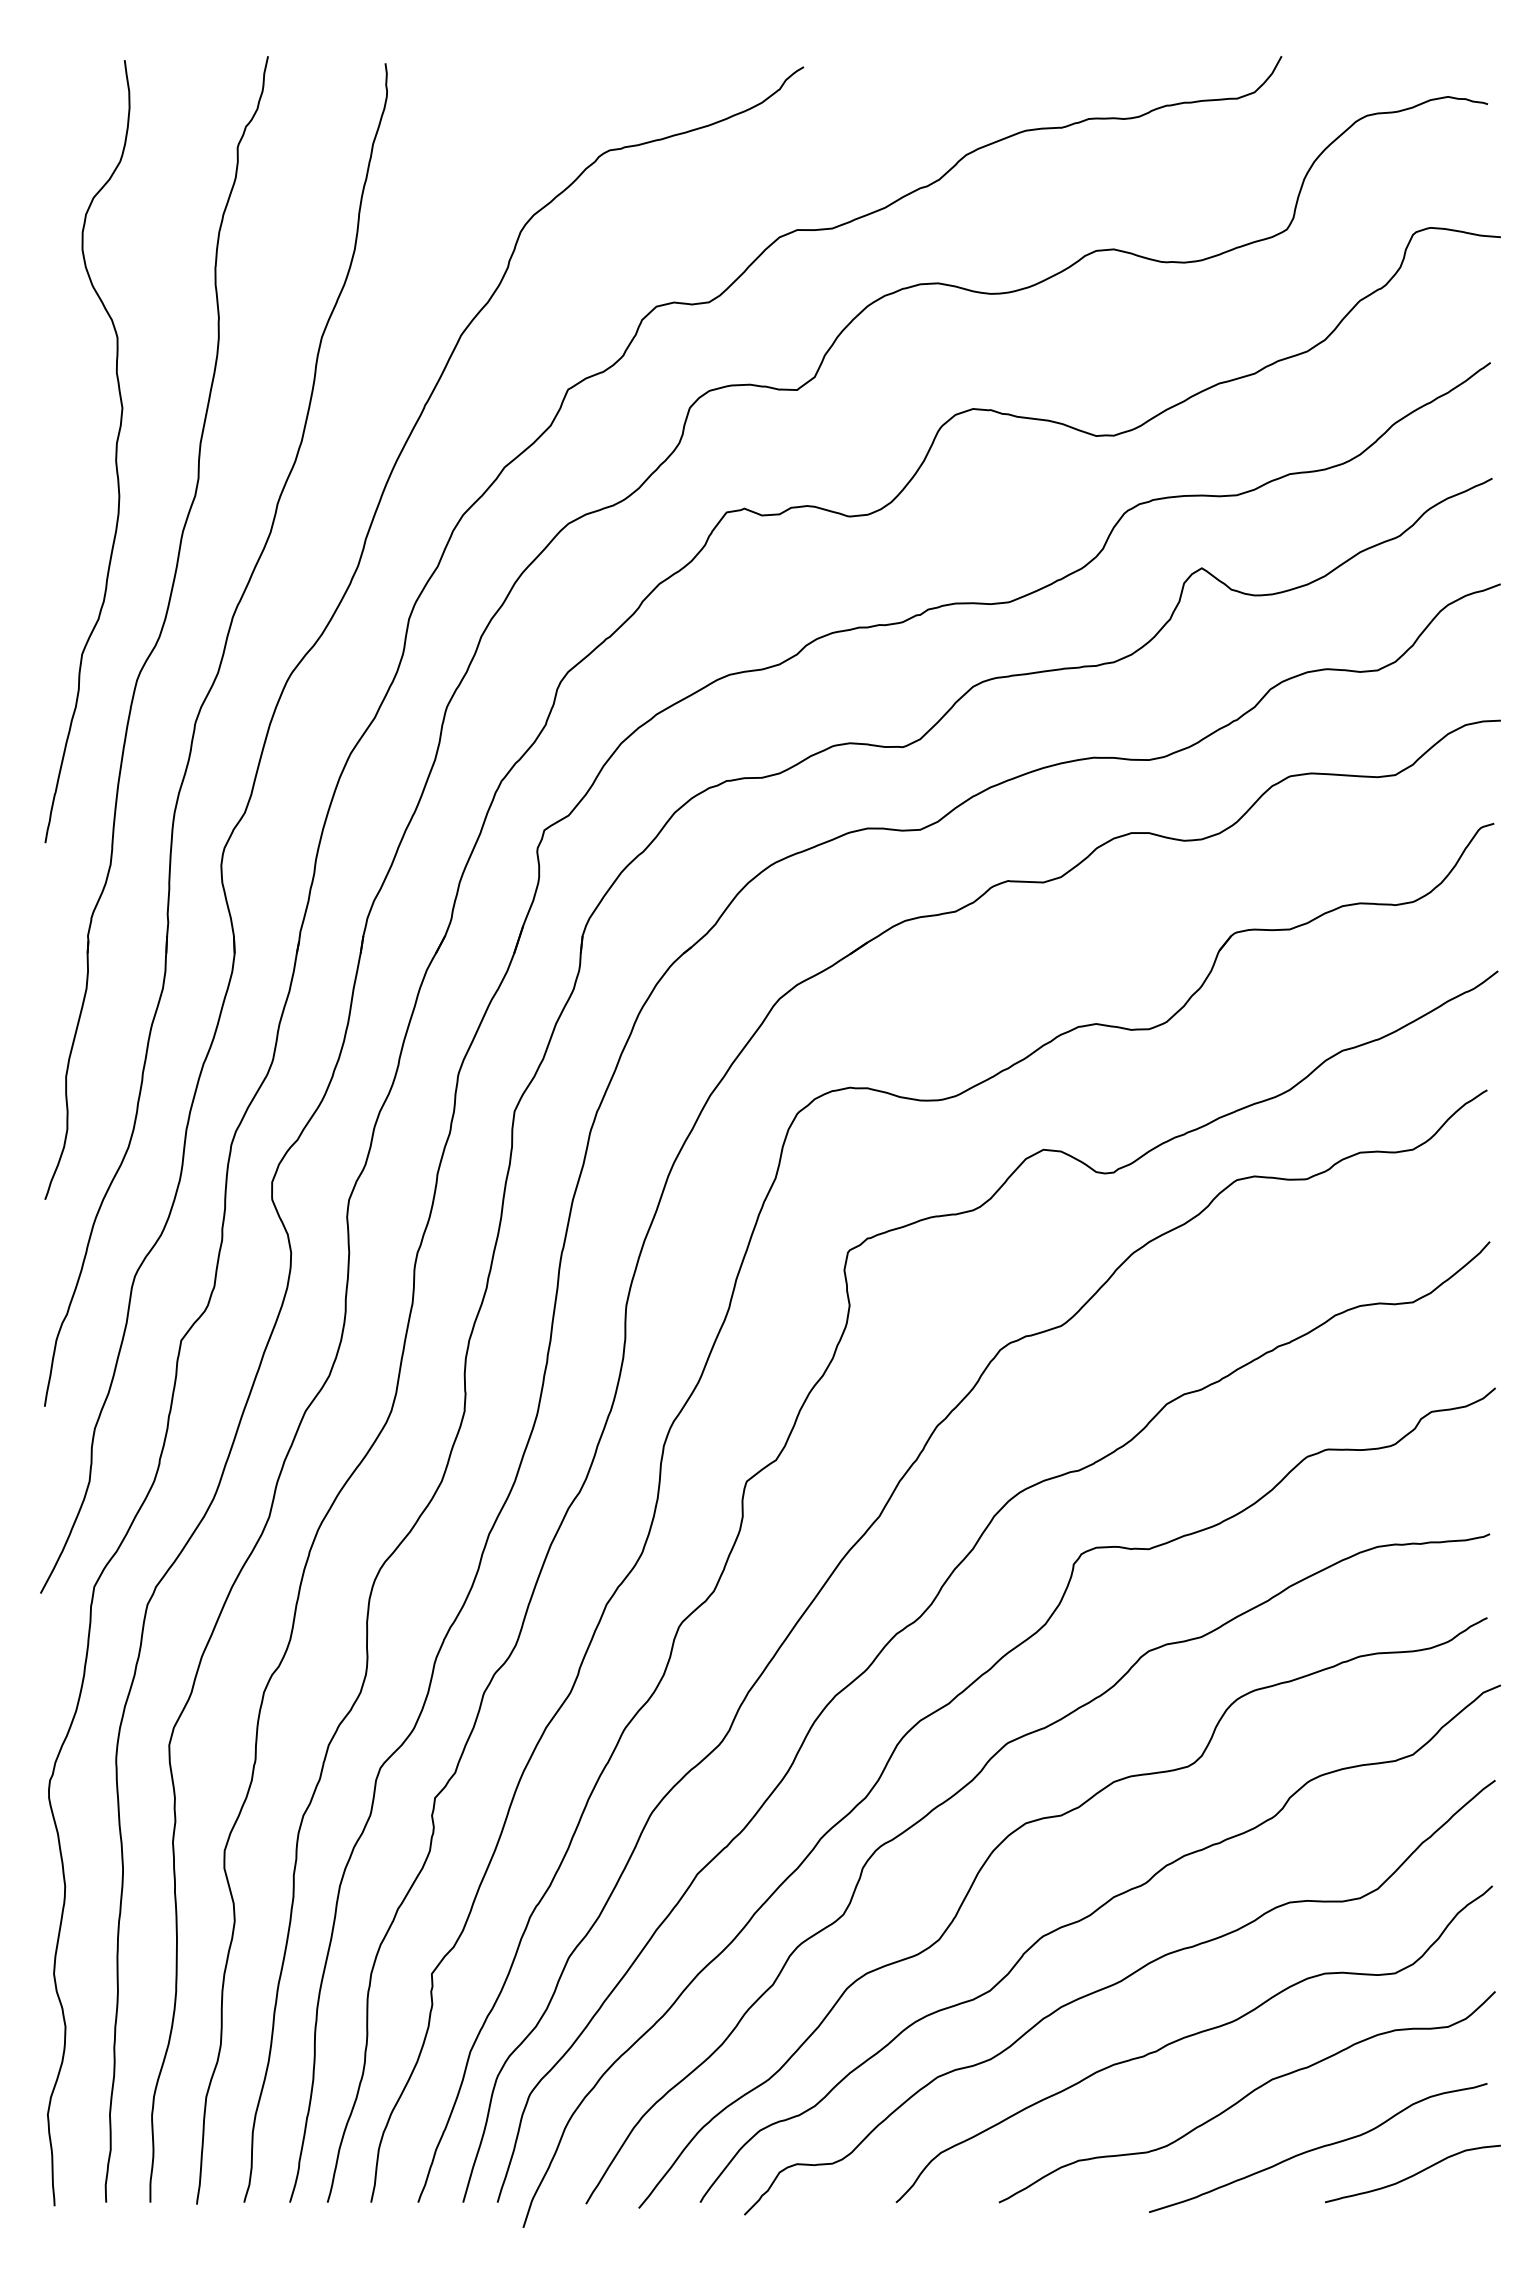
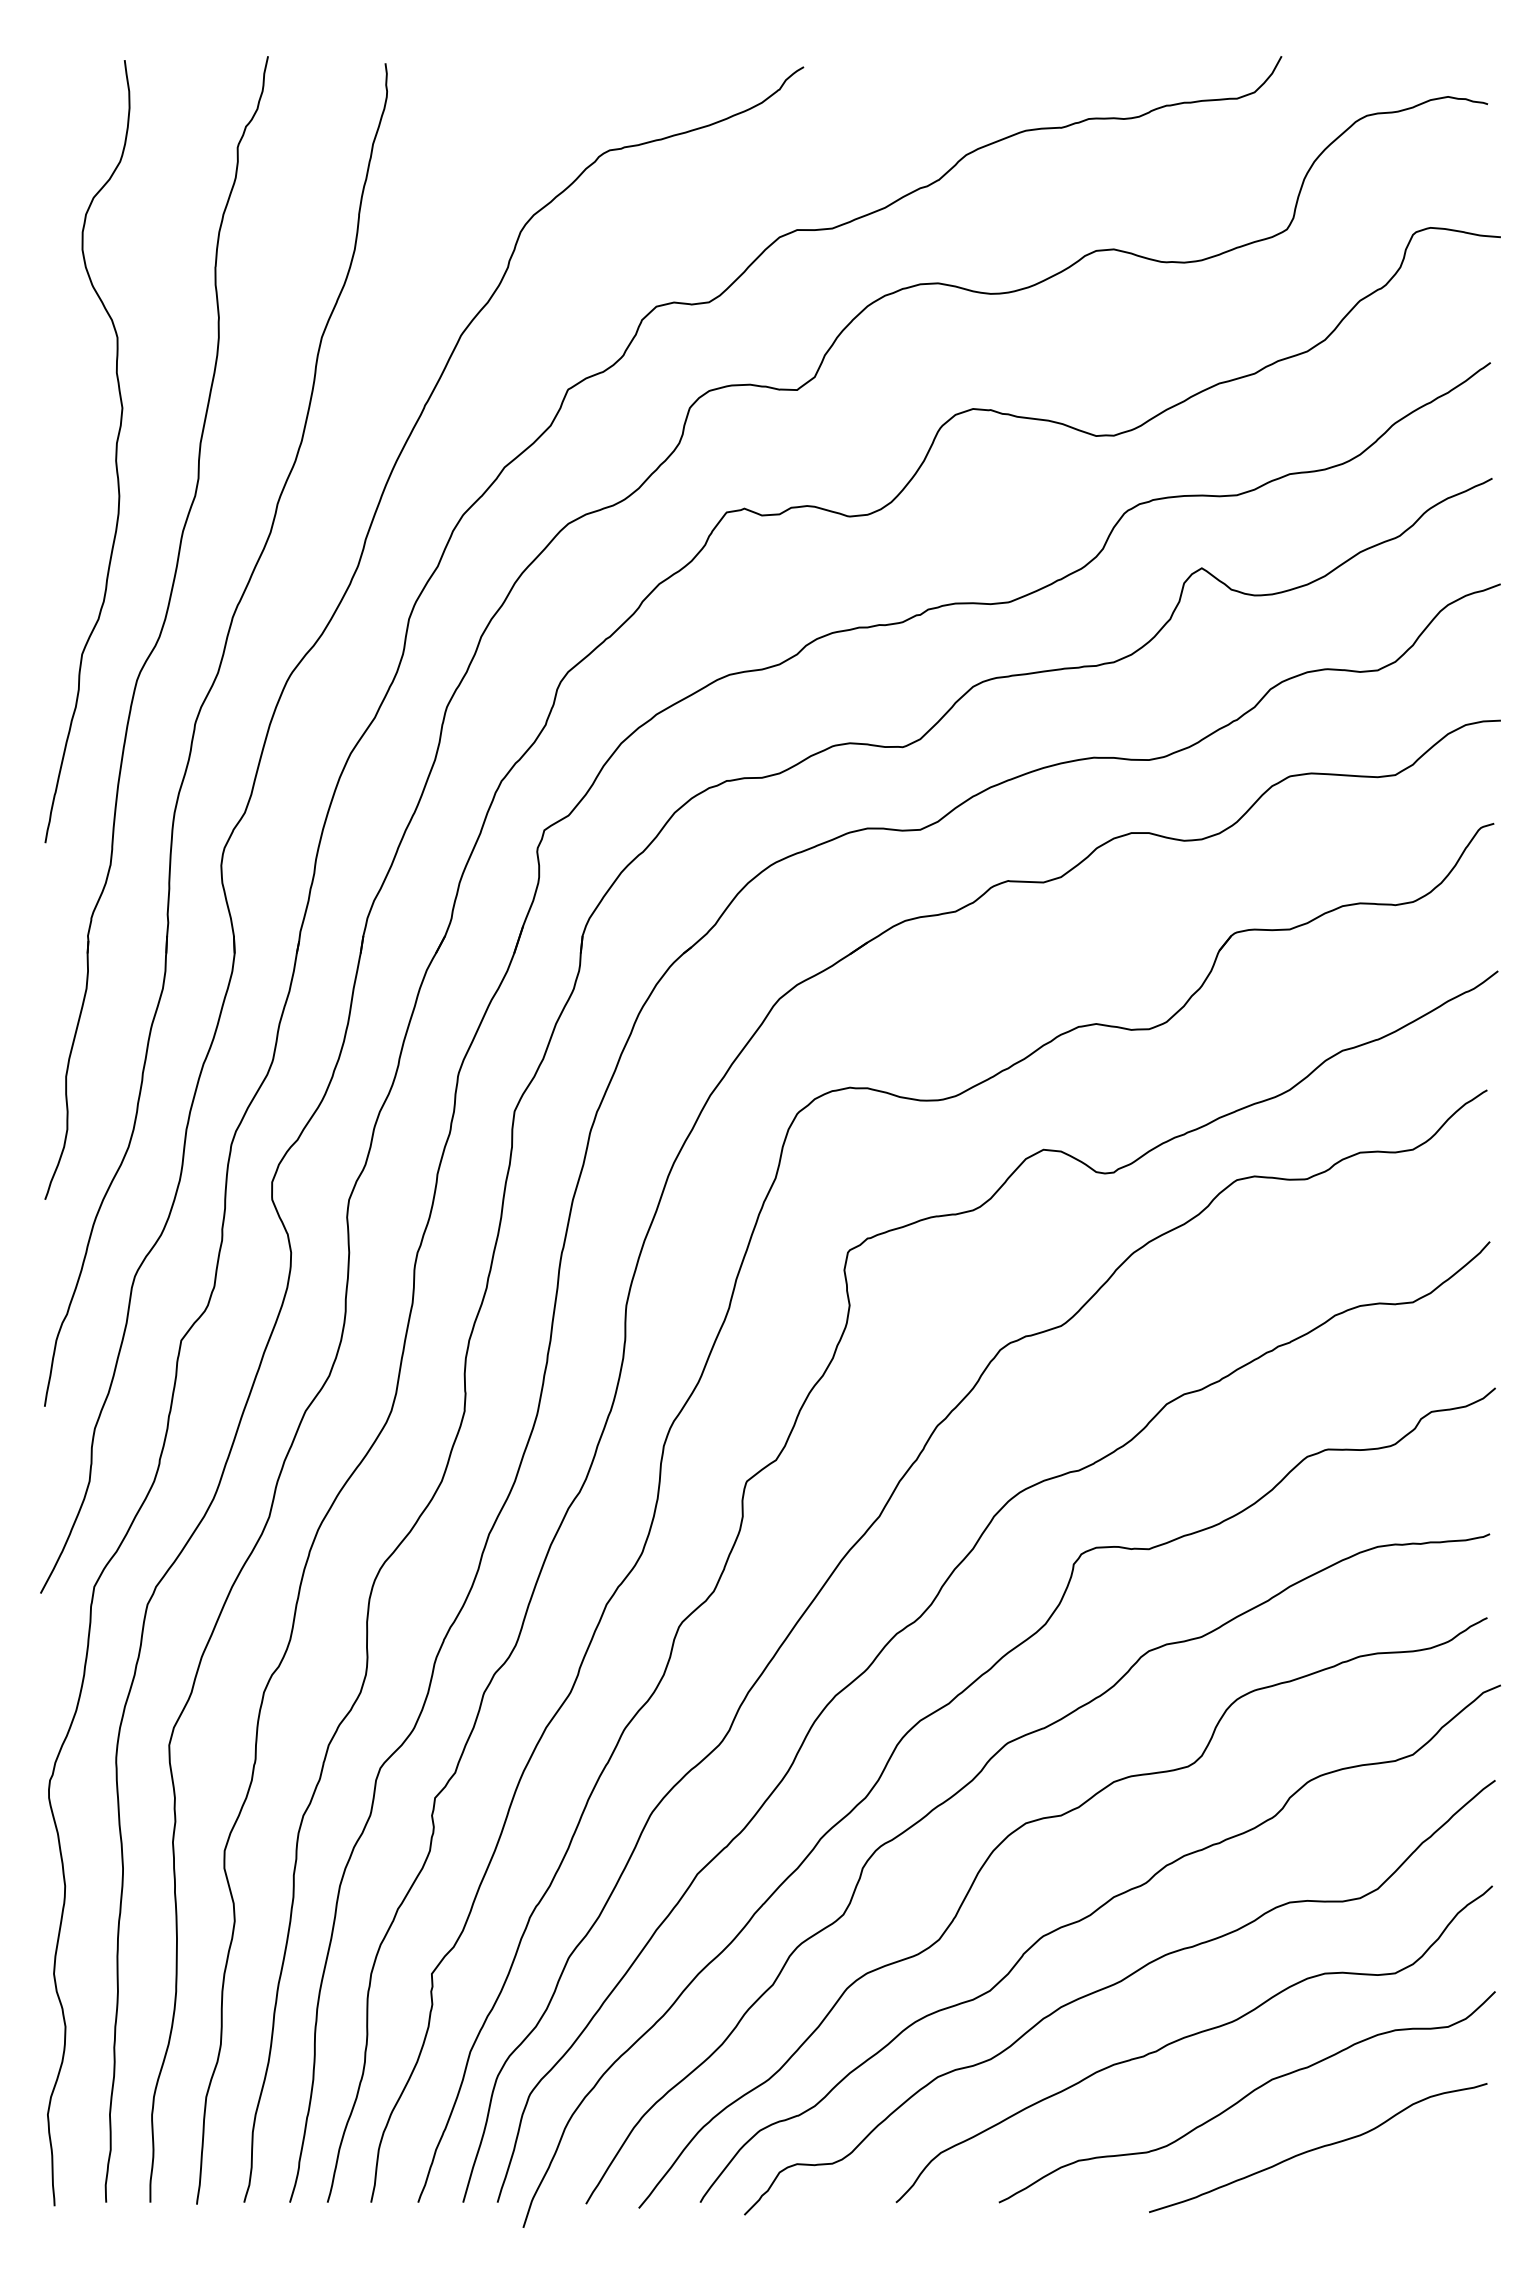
curve: present -> none (1413, 2174)
